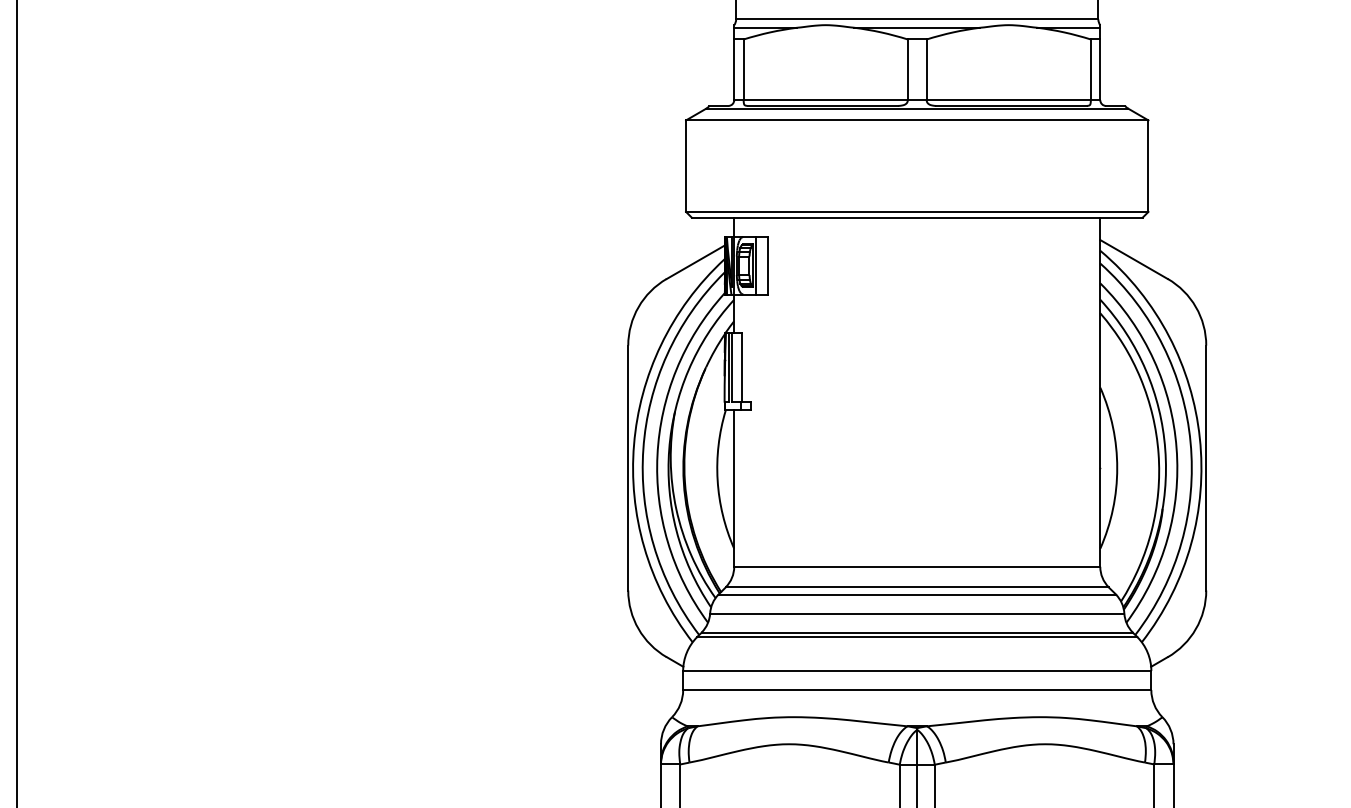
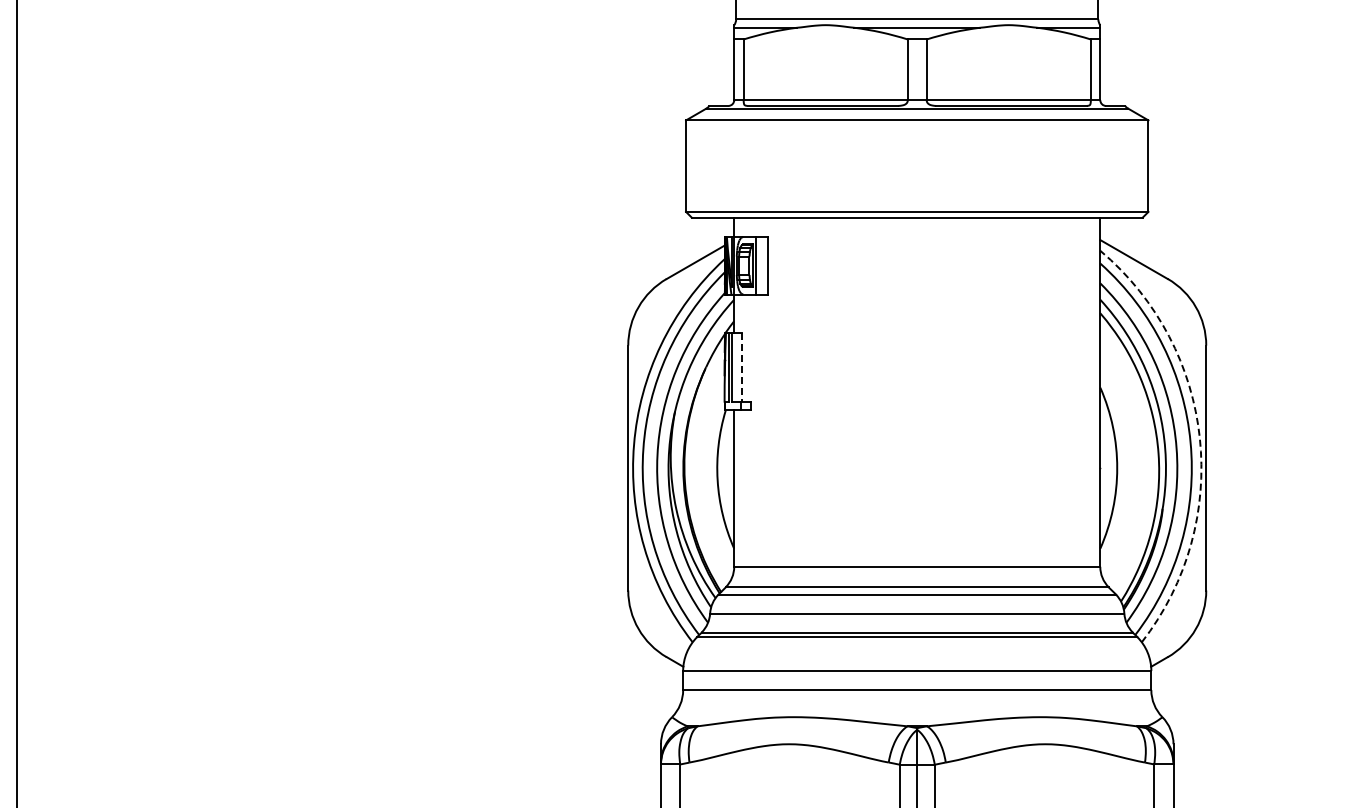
line: solid -> dashed (741, 368)
arc: solid -> dashed (1199, 438)
